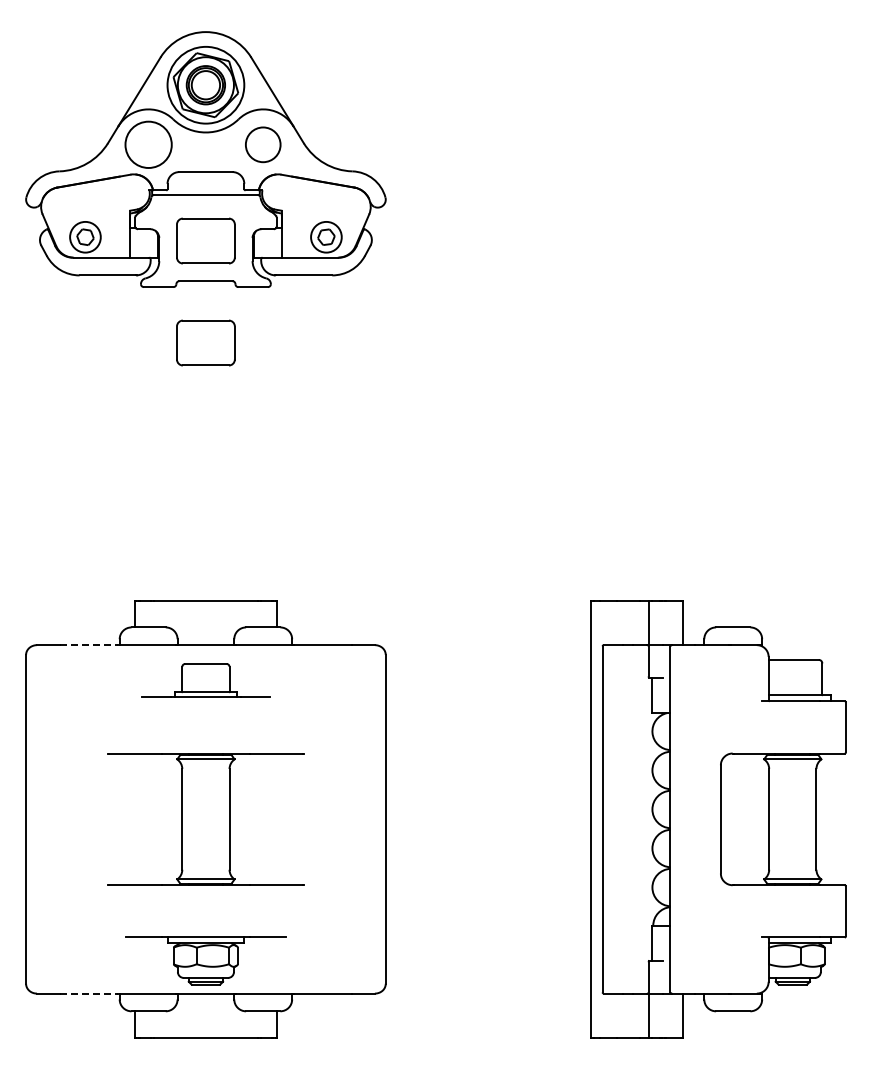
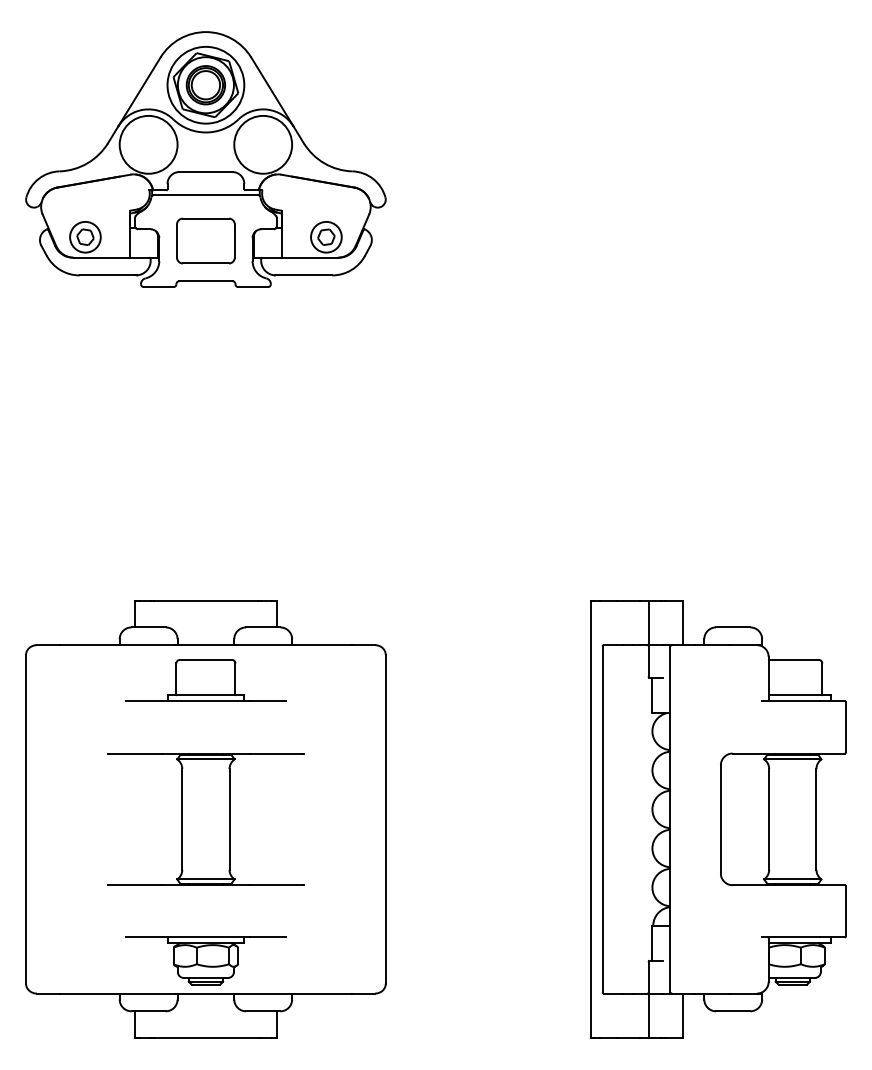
circle diameter: 46 px -> 58 px (148, 144)
circle diameter: 35 px -> 58 px (263, 144)
part: present -> none (205, 342)
line: dashed -> solid (89, 645)
part size: 130x35 px -> 162x43 px (205, 680)
line: dashed -> solid (89, 993)
